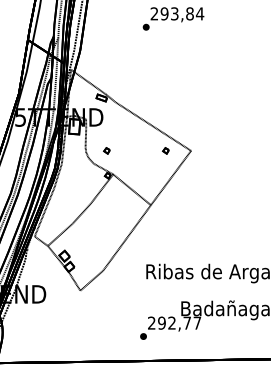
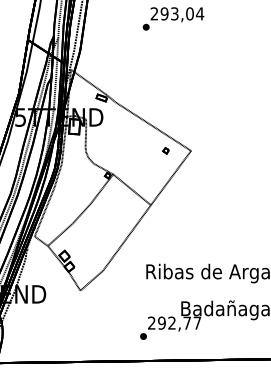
text: 293,84 -> 293,04 (189, 13)
part: present -> none (106, 150)
